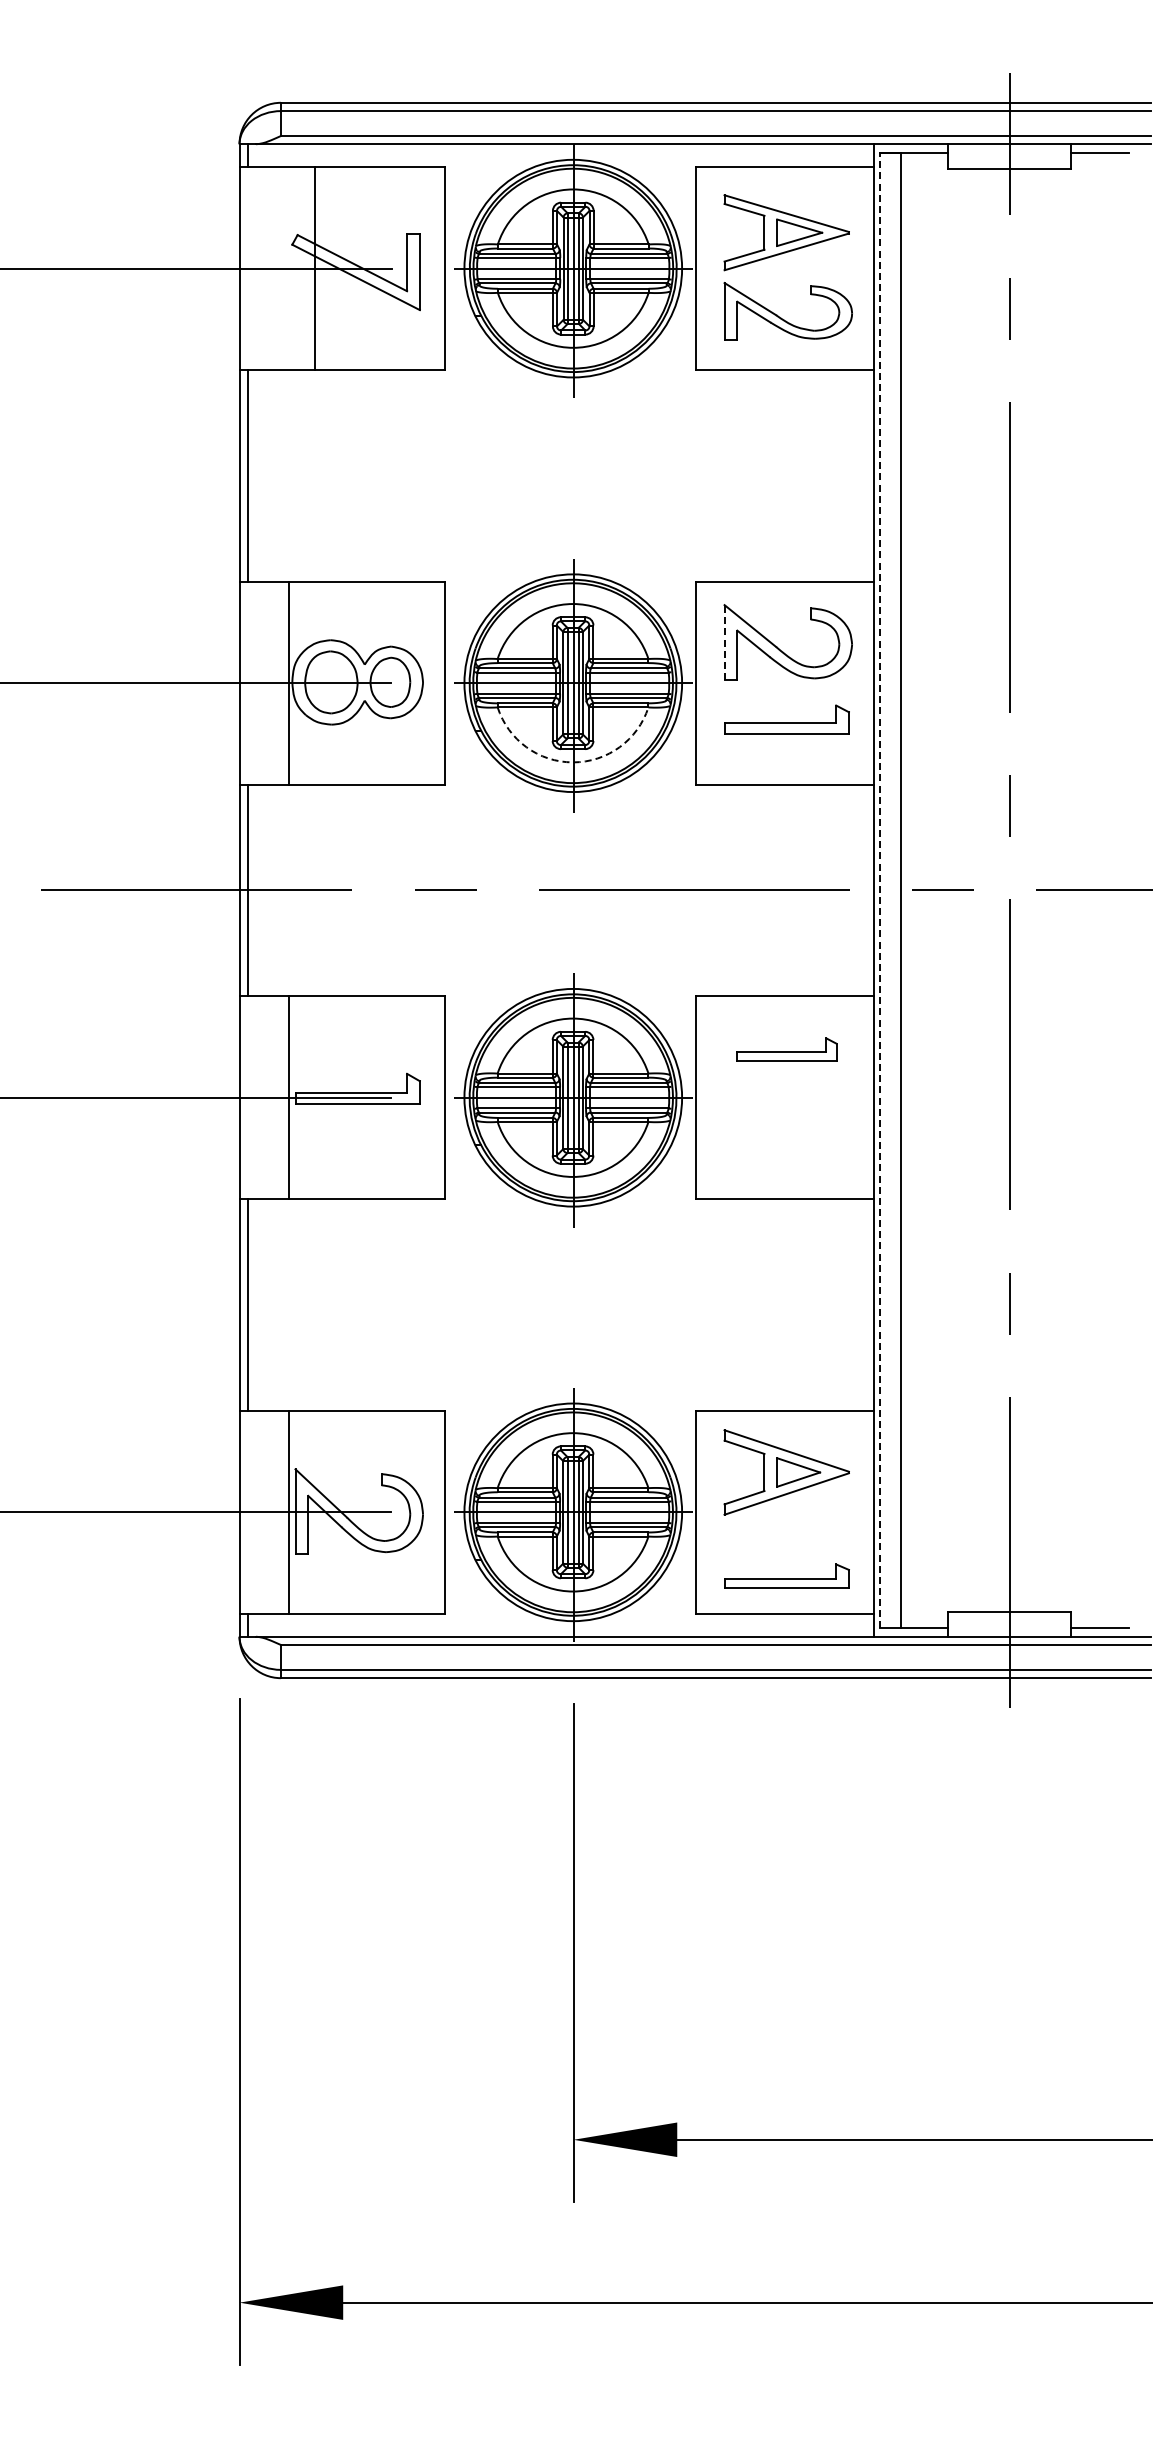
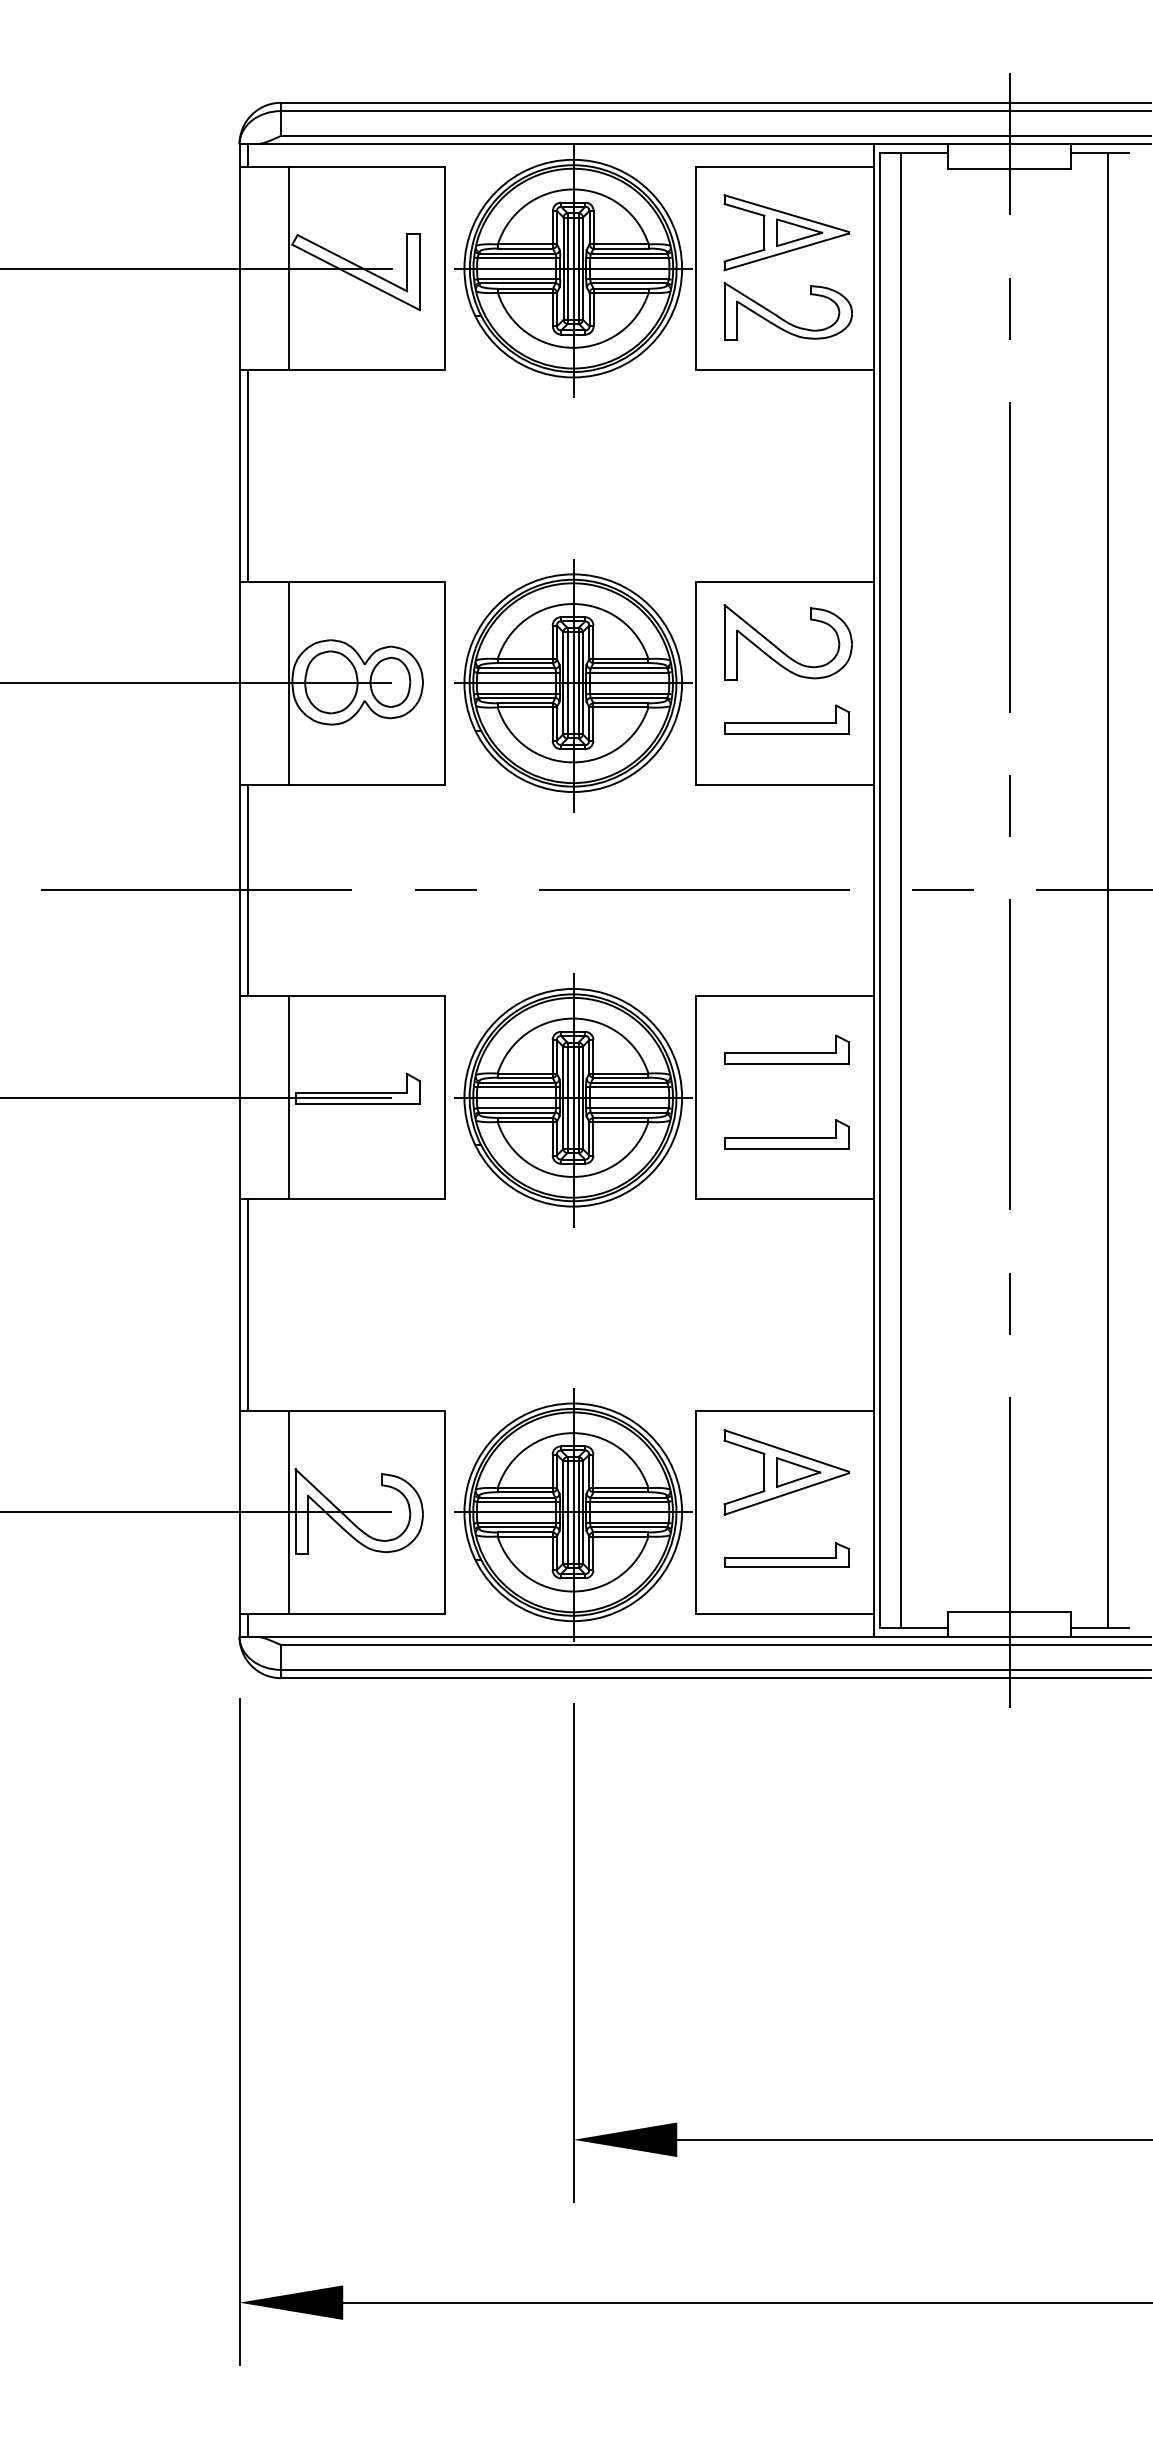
line position: (315, 268) -> (289, 268) (289, 268)
line: dashed -> solid (724, 642)
arc: dashed -> solid (573, 762)
line: dashed -> solid (880, 890)
line: none -> present (1108, 890)
part size: 102x25 px -> 126x31 px (786, 1049)
part: none -> present (786, 1134)
part position: (786, 1575) -> (786, 1554) (786, 1554)
